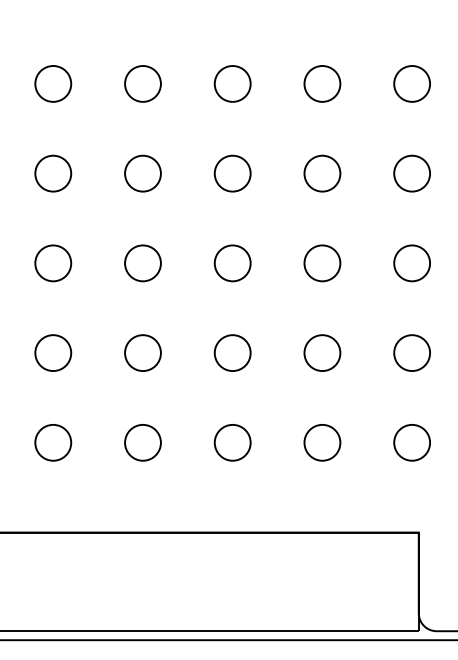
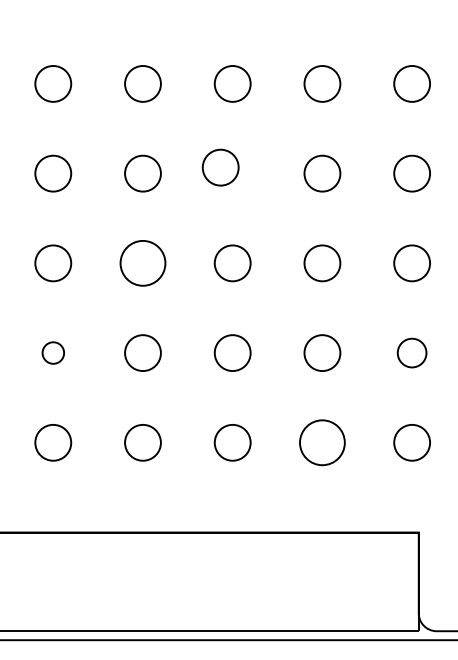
part position: (232, 173) -> (220, 167) (220, 167)
part size: 38x39 px -> 48x47 px (142, 263)
part size: 39x38 px -> 24x24 px (52, 352)
part size: 38x38 px -> 32x32 px (411, 352)
part size: 39x38 px -> 47x48 px (322, 442)
